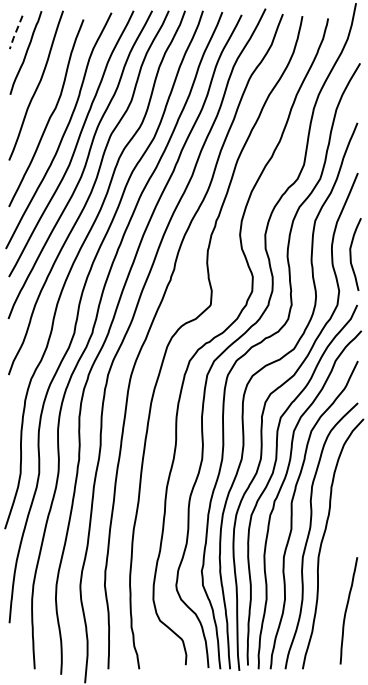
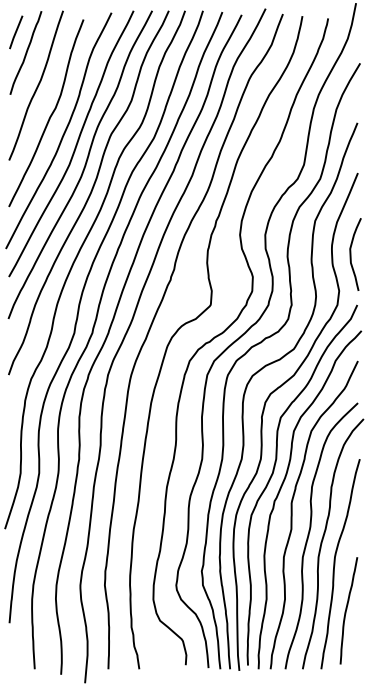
line: dashed -> solid (15, 32)
curve: none -> present (335, 564)
